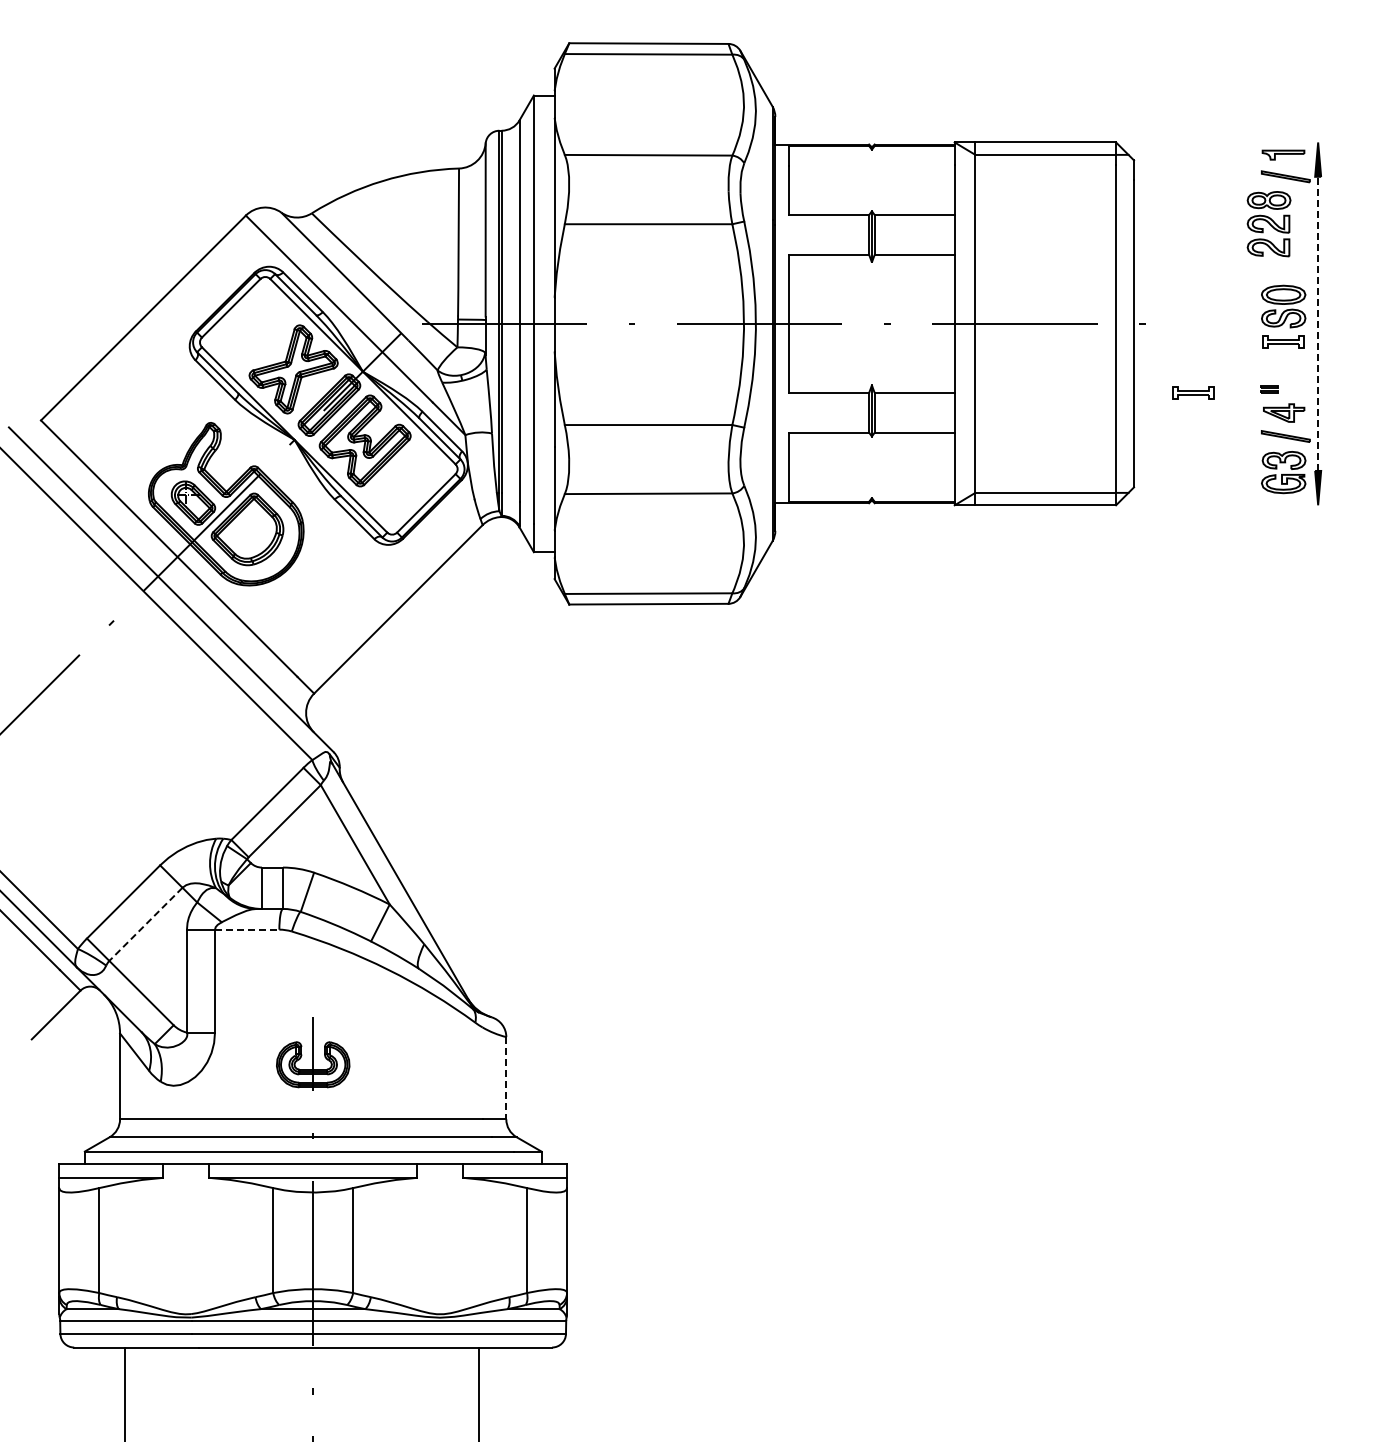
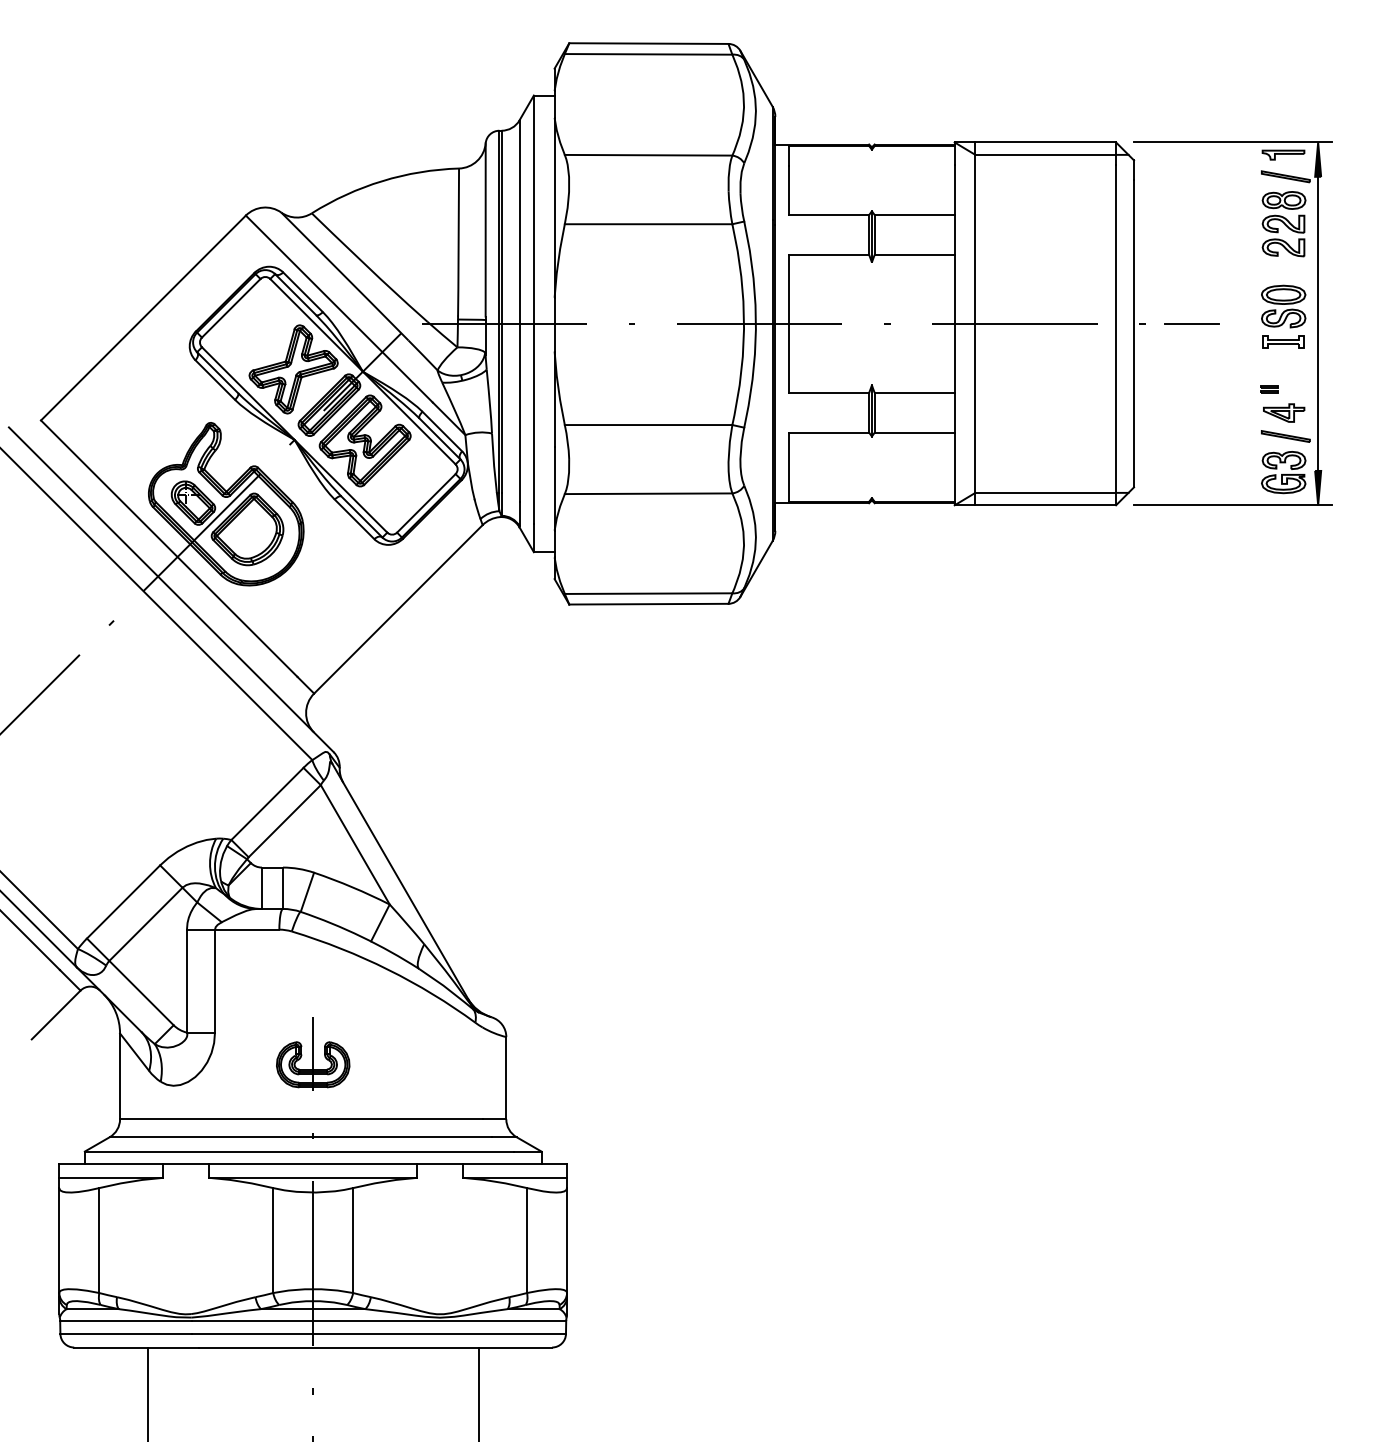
line: none -> present (1232, 142)
part position: (1268, 224) -> (1283, 224) (1283, 224)
line: none -> present (1192, 323)
line: dashed -> solid (1318, 323)
part: present -> none (1193, 392)
line: none -> present (1232, 505)
line: dashed -> solid (145, 924)
line: dashed -> solid (247, 929)
line: dashed -> solid (506, 1078)
line position: (124, 1392) -> (147, 1392) (147, 1392)
